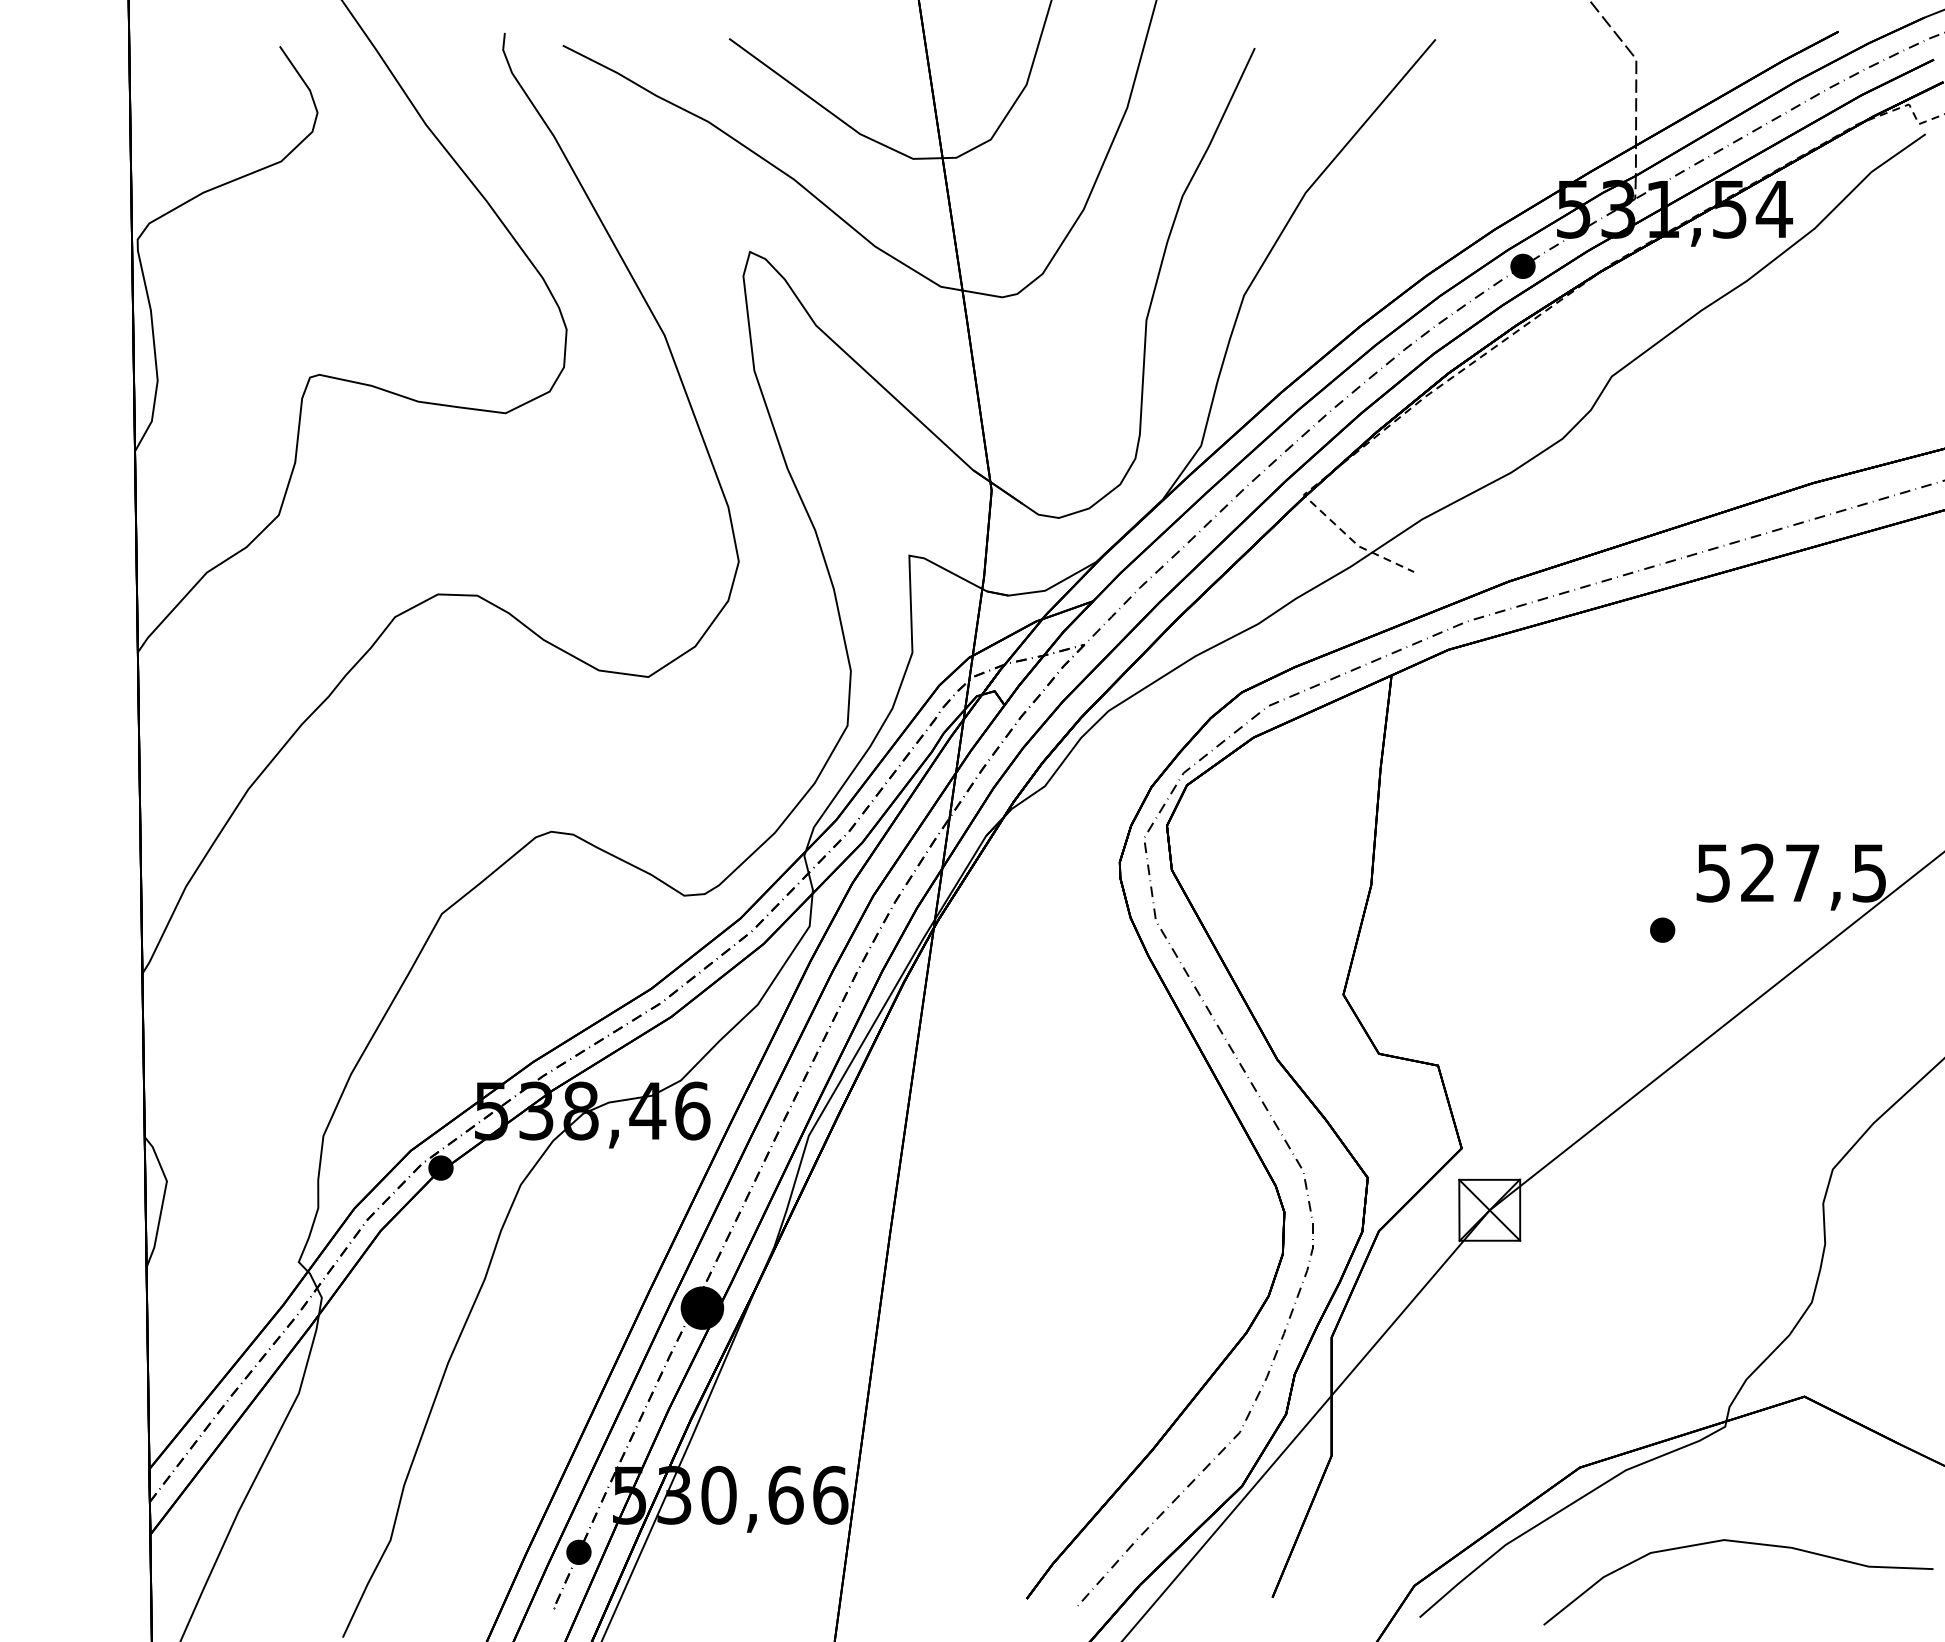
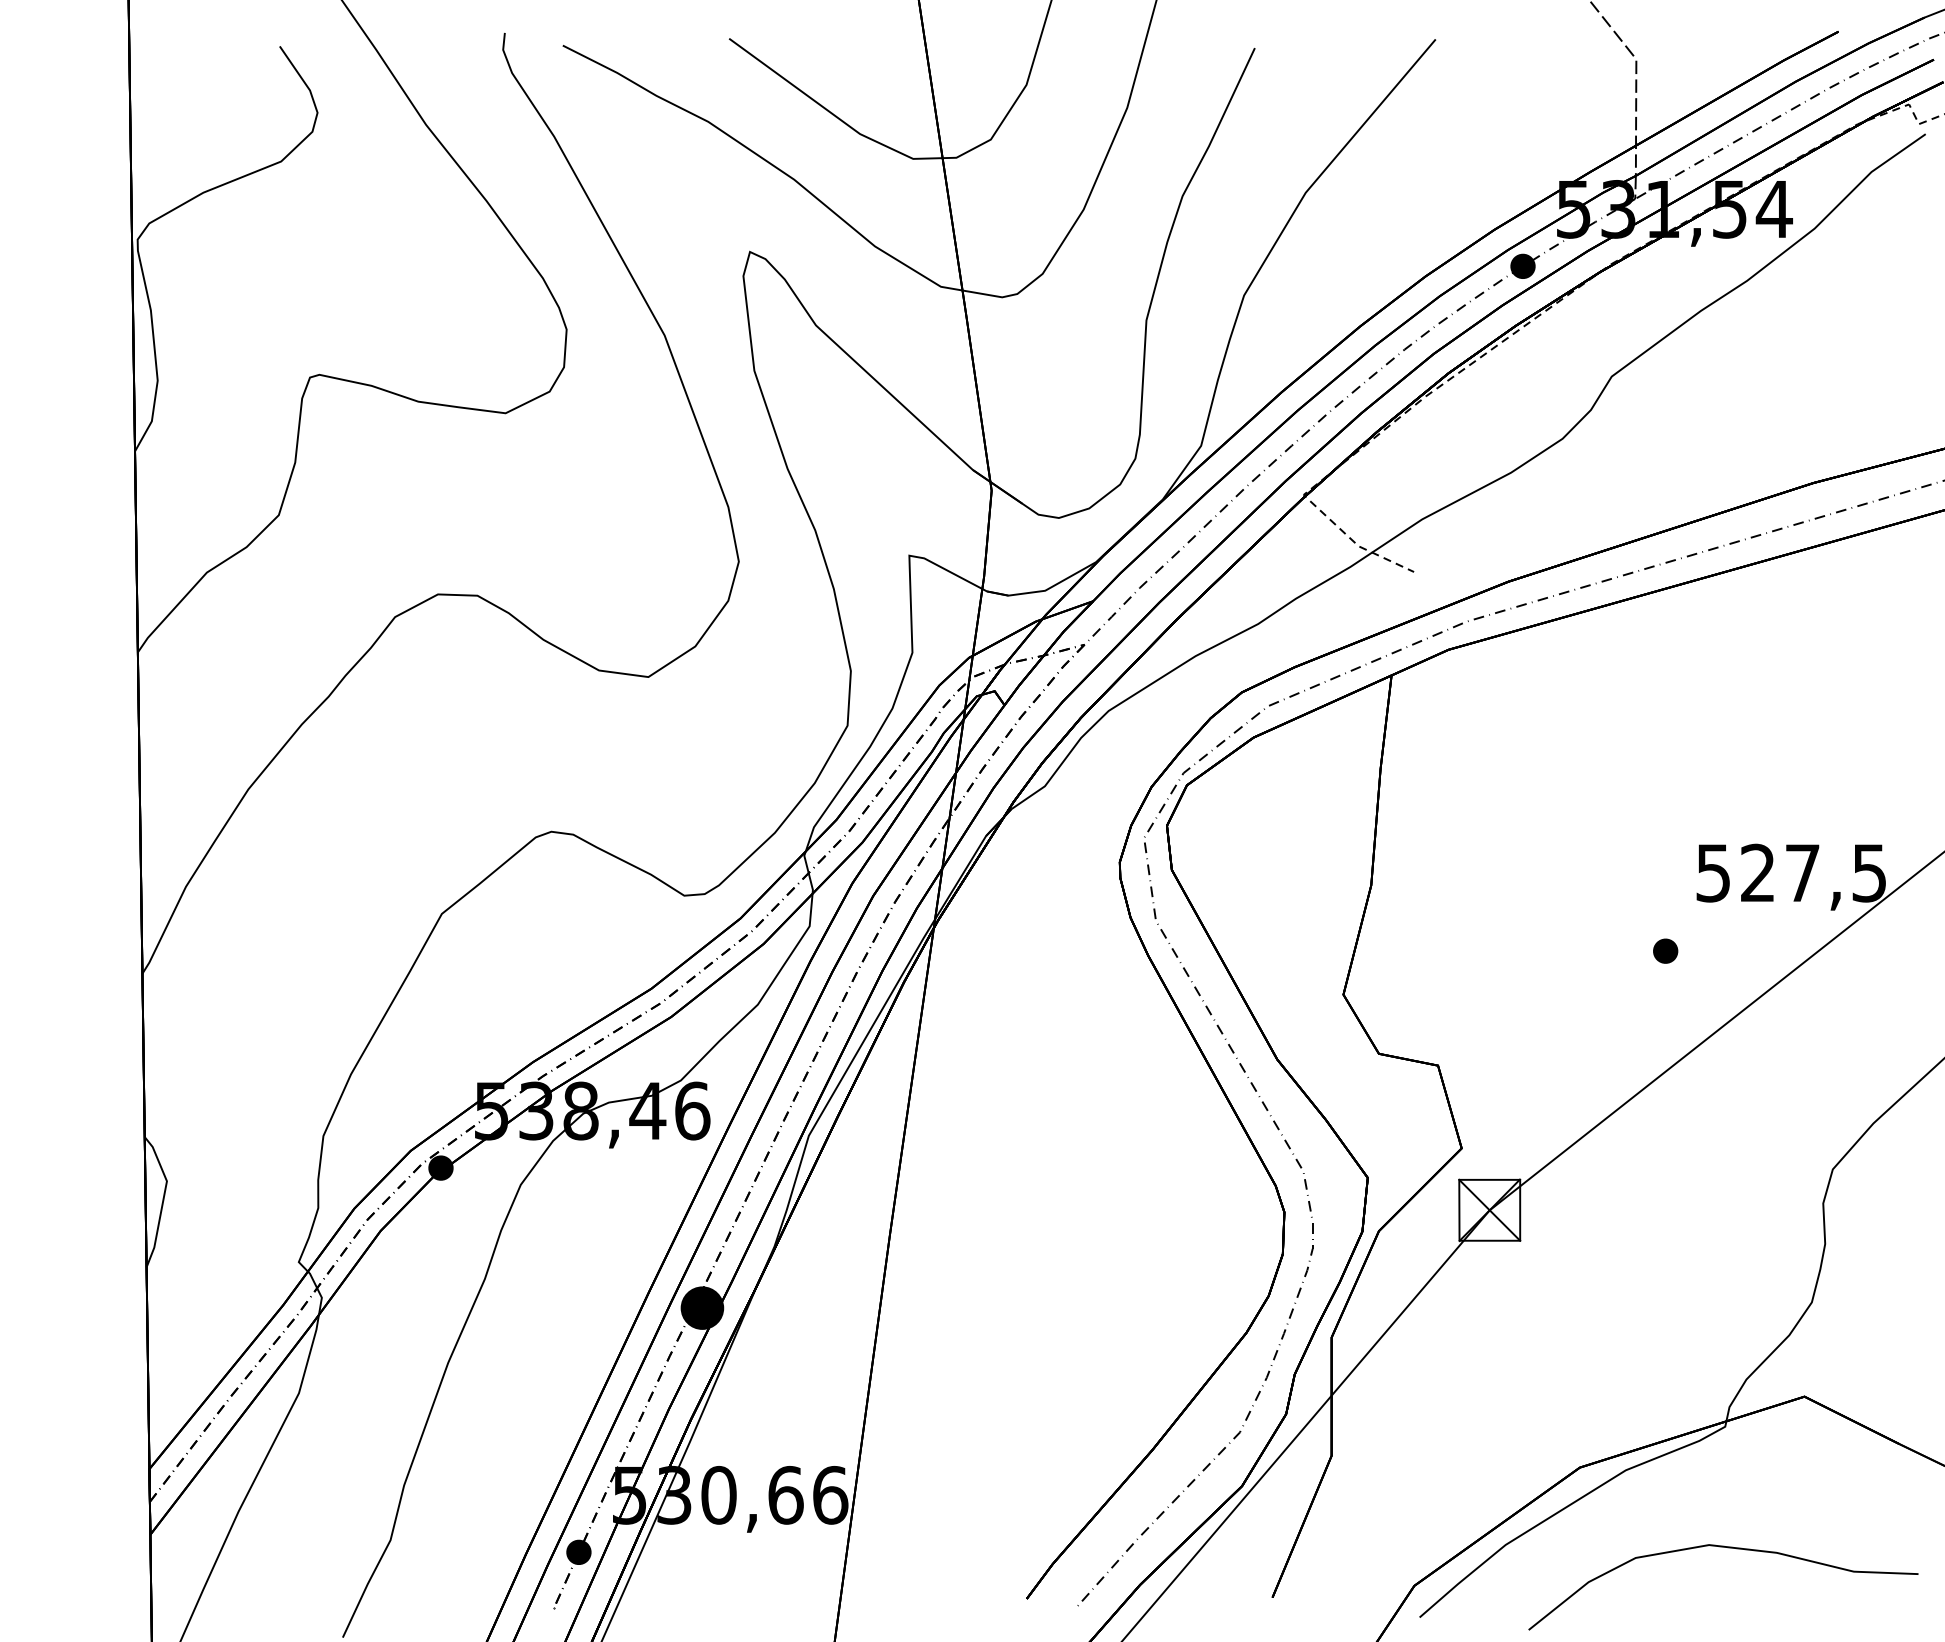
part position: (1662, 929) -> (1665, 950) (1665, 950)
curve position: (1742, 1543) -> (1727, 1548) (1727, 1548)
